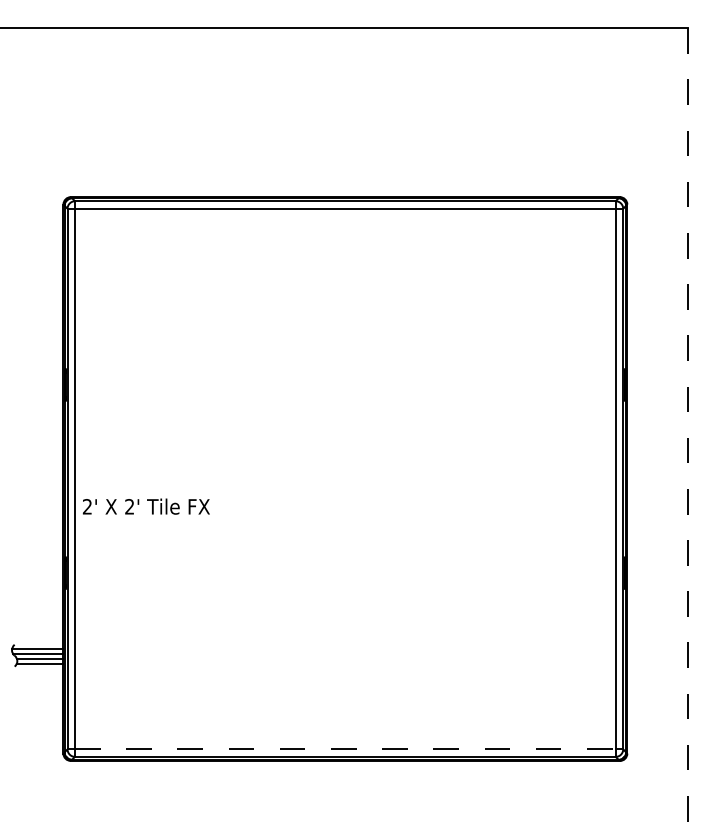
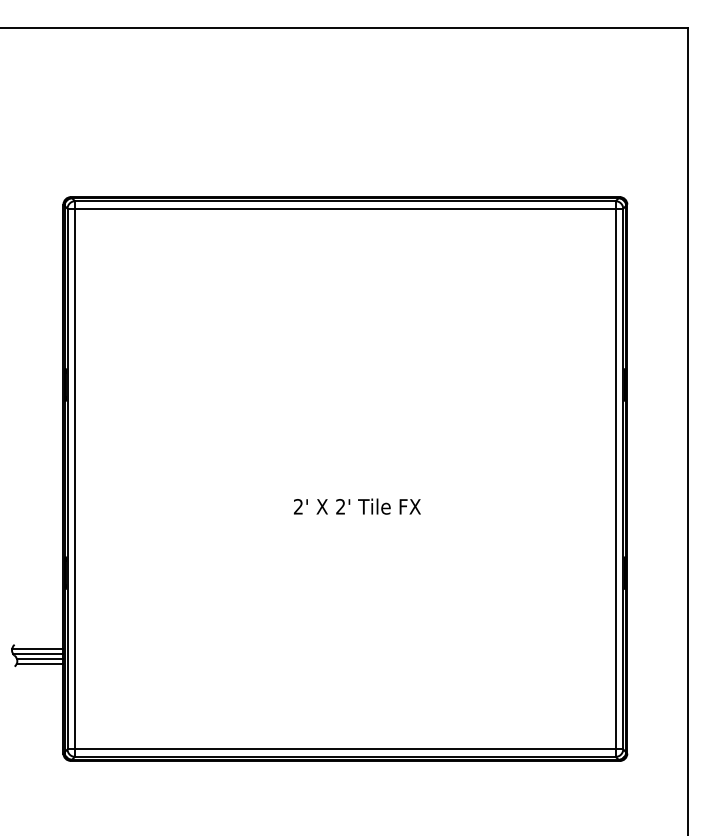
line: dashed -> solid (687, 431)
text position: (146, 506) -> (357, 506) (357, 506)
line: dashed -> solid (345, 749)
